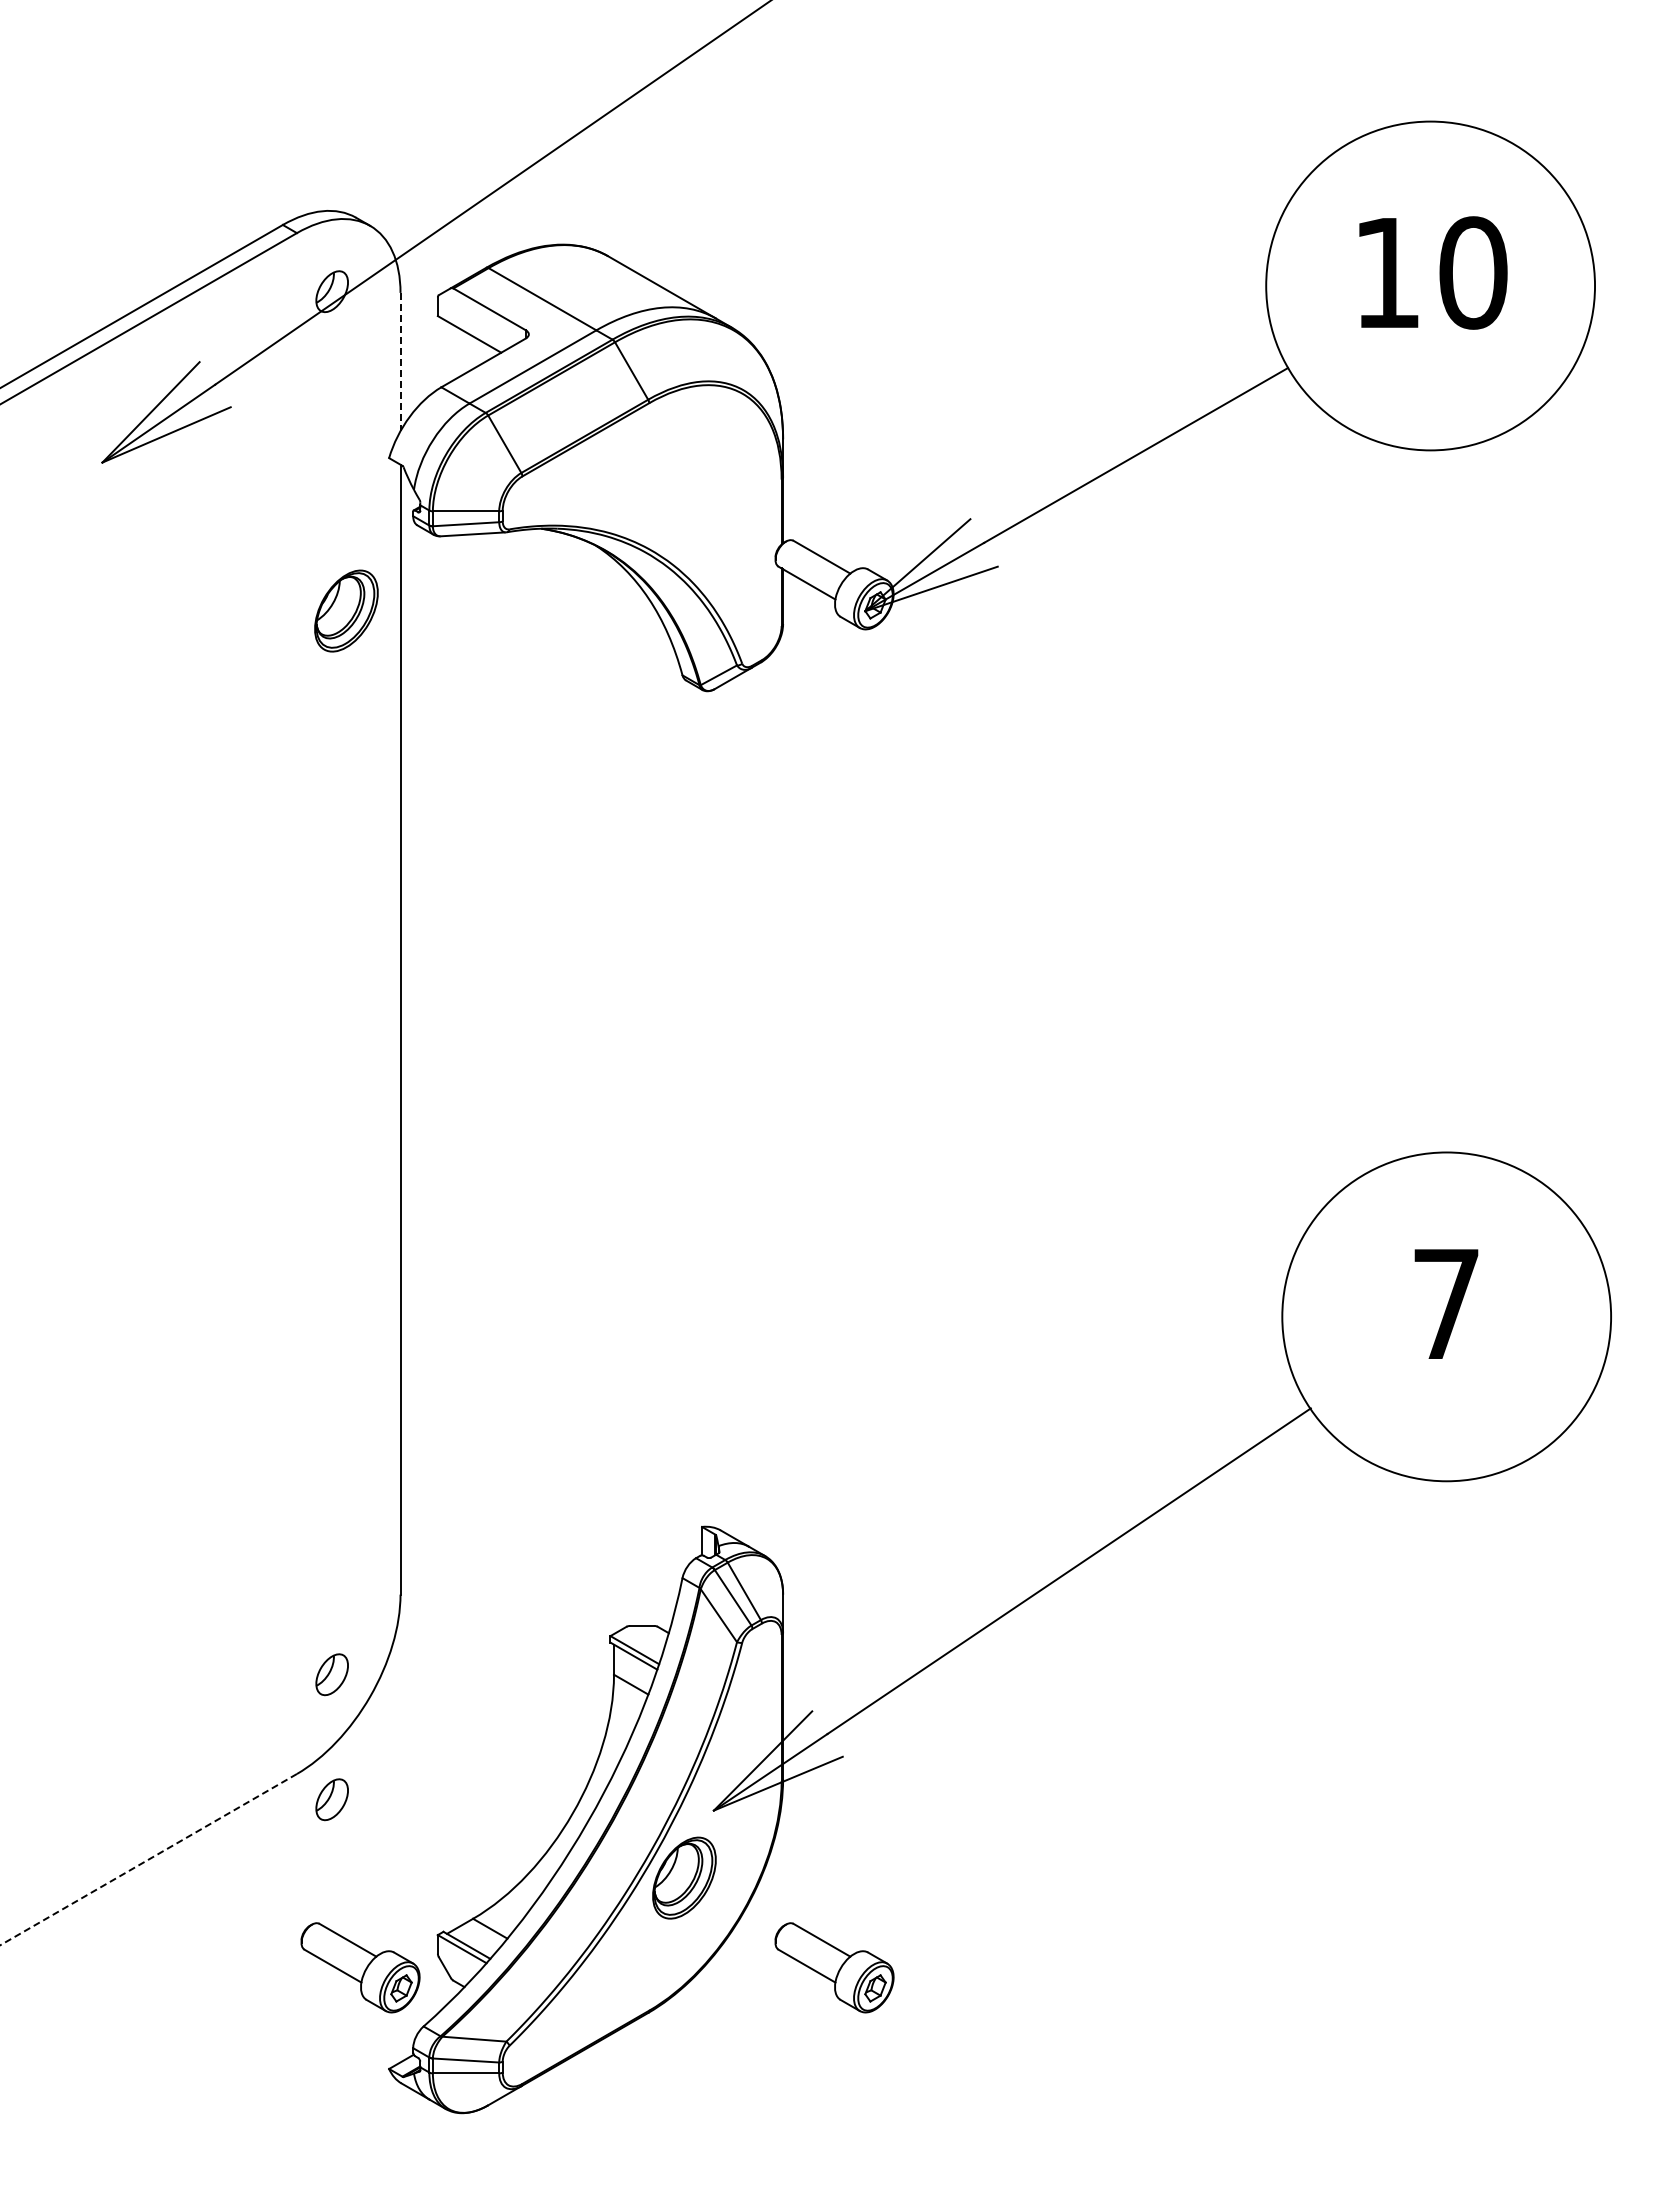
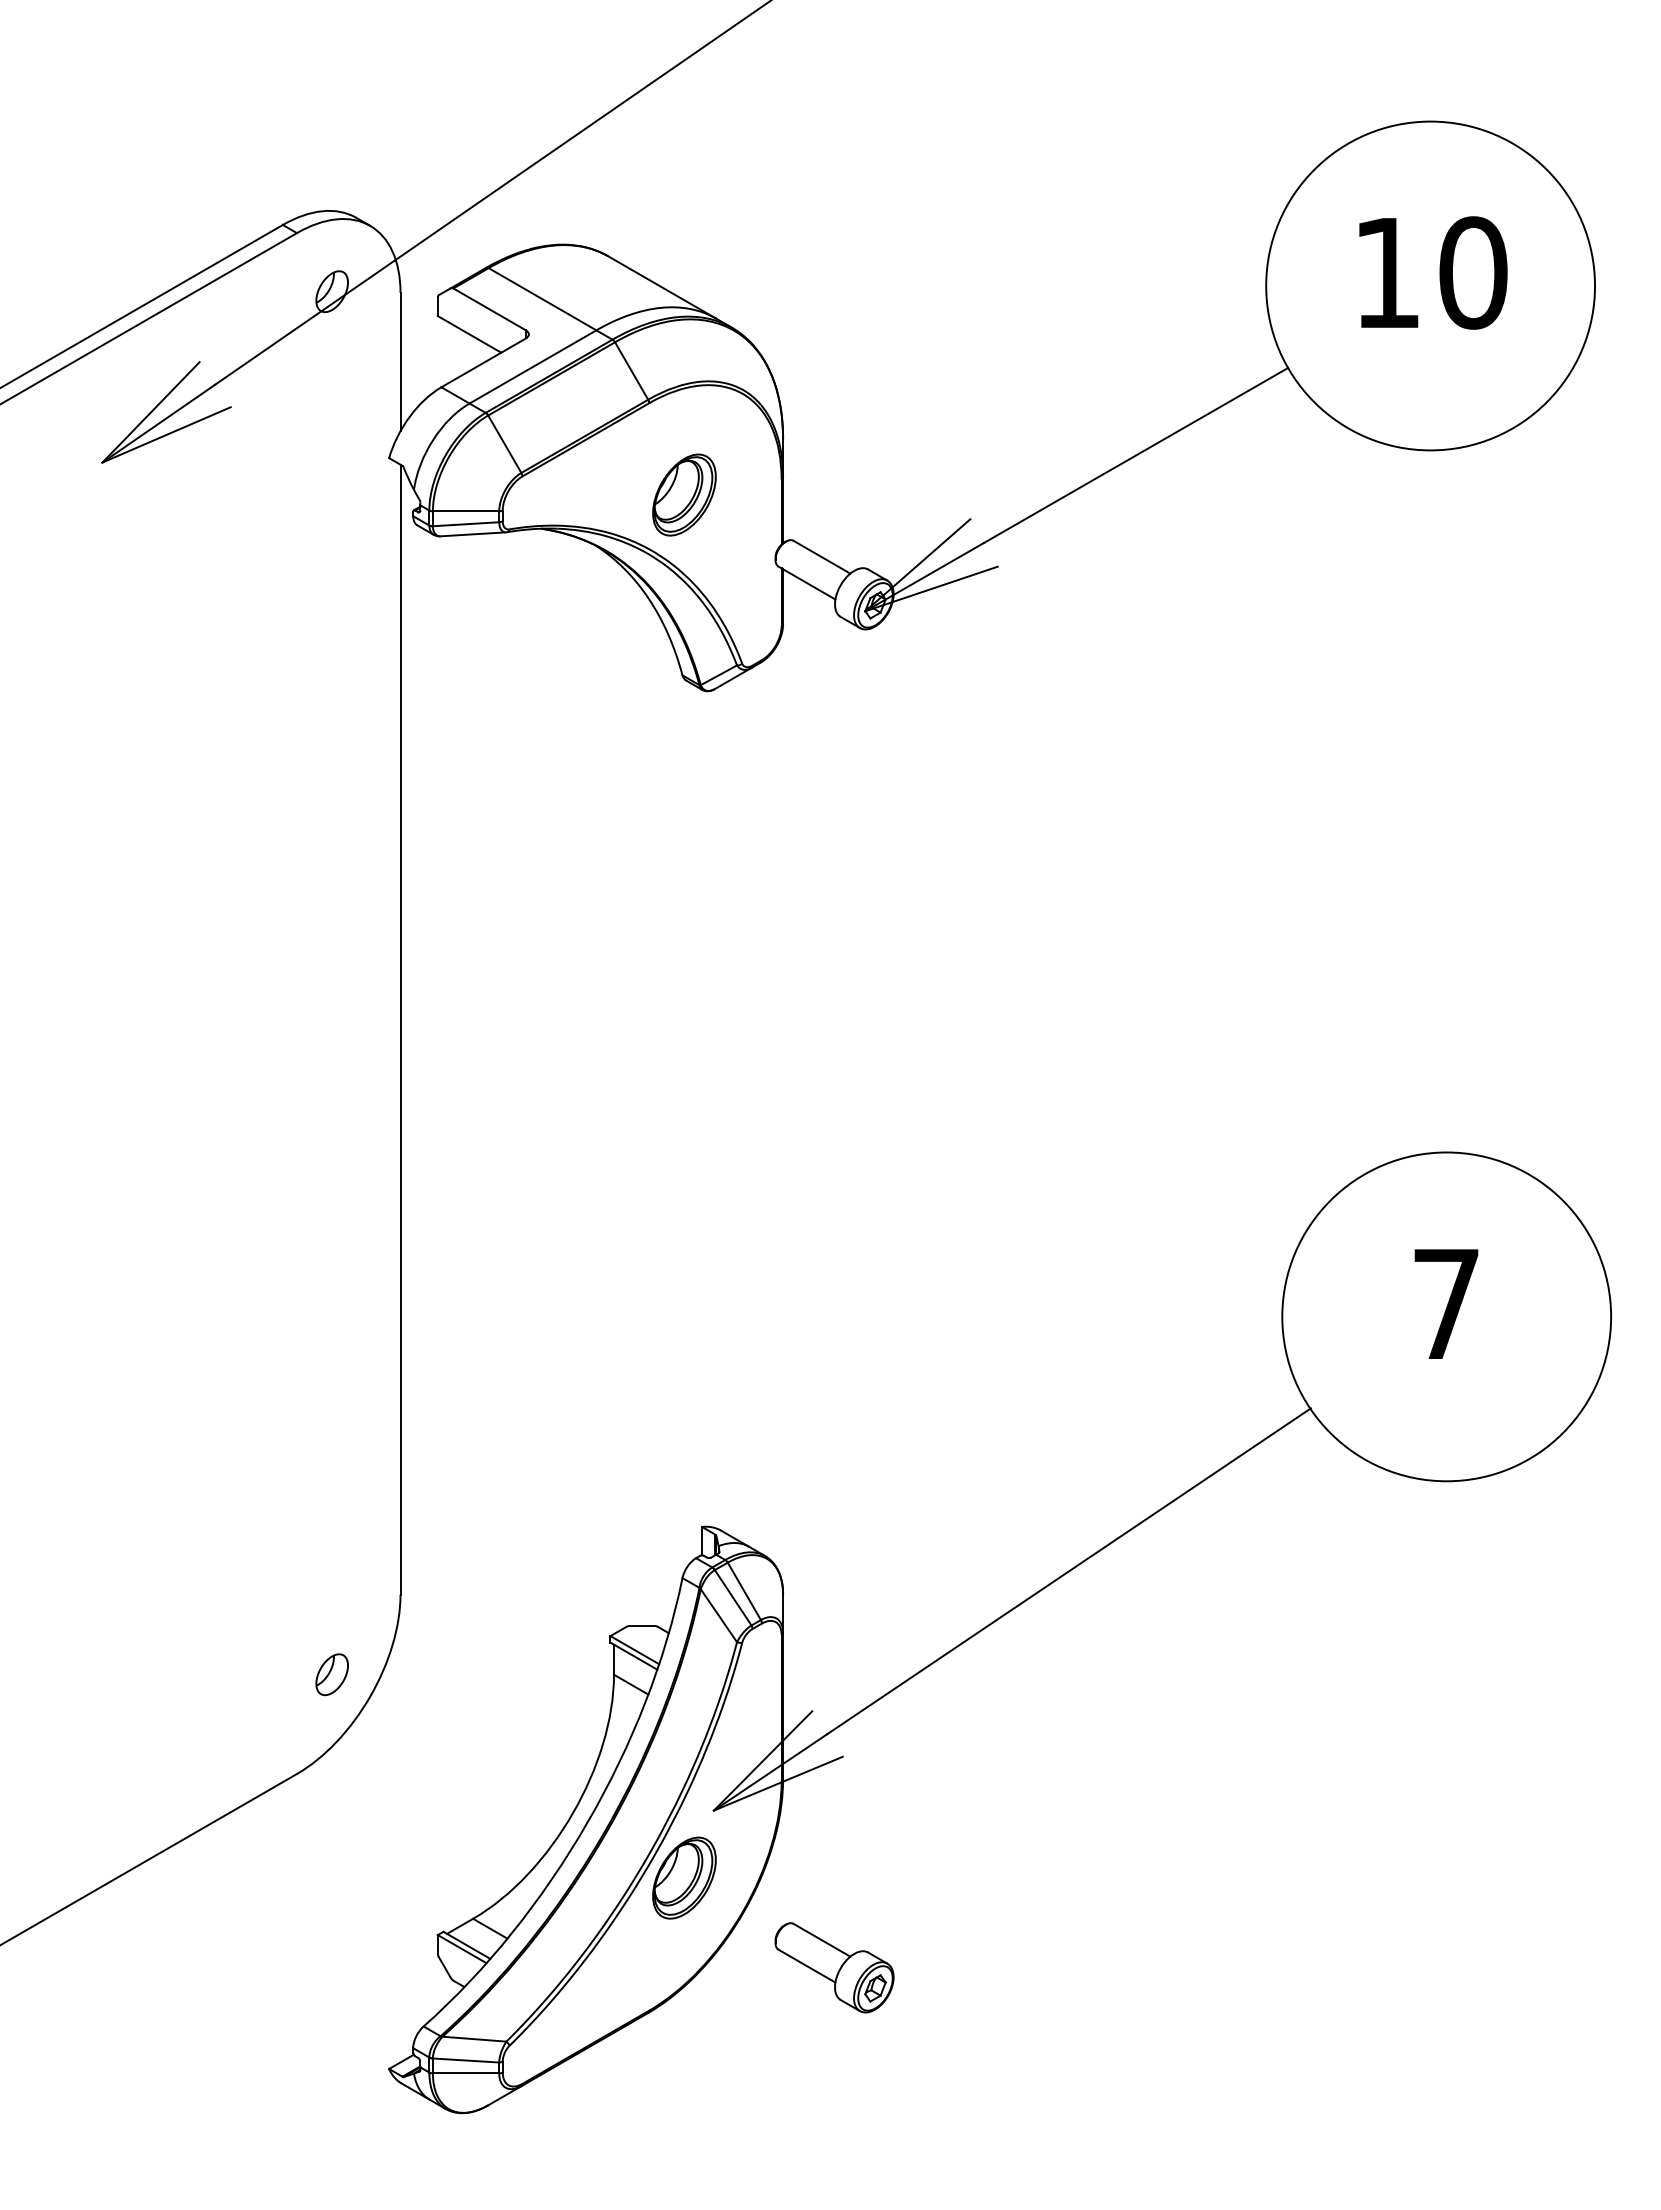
line: dashed -> solid (400, 362)
part position: (346, 610) -> (684, 494) (684, 494)
part: present -> none (331, 1799)
line: dashed -> solid (148, 1859)
part: present -> none (360, 1967)
